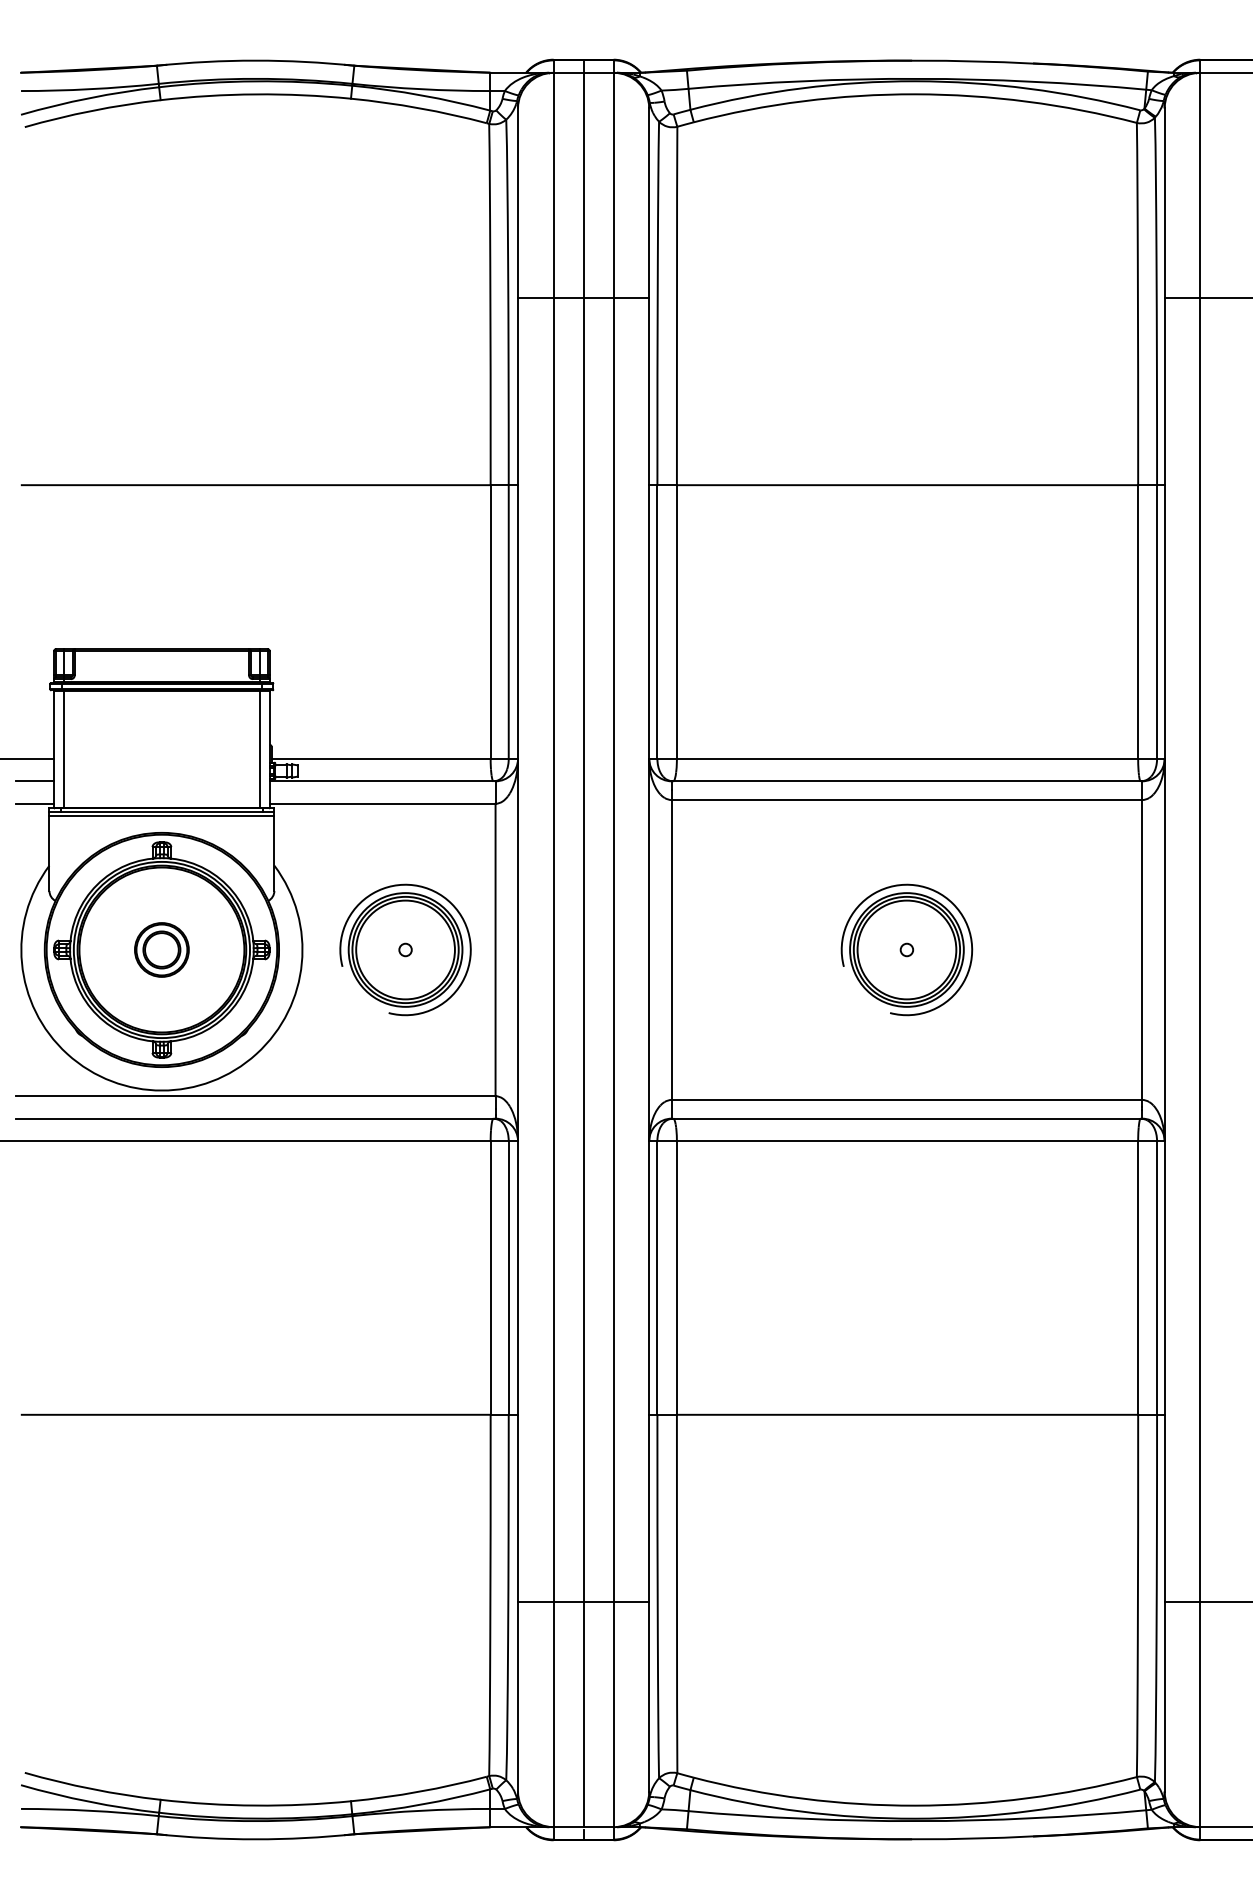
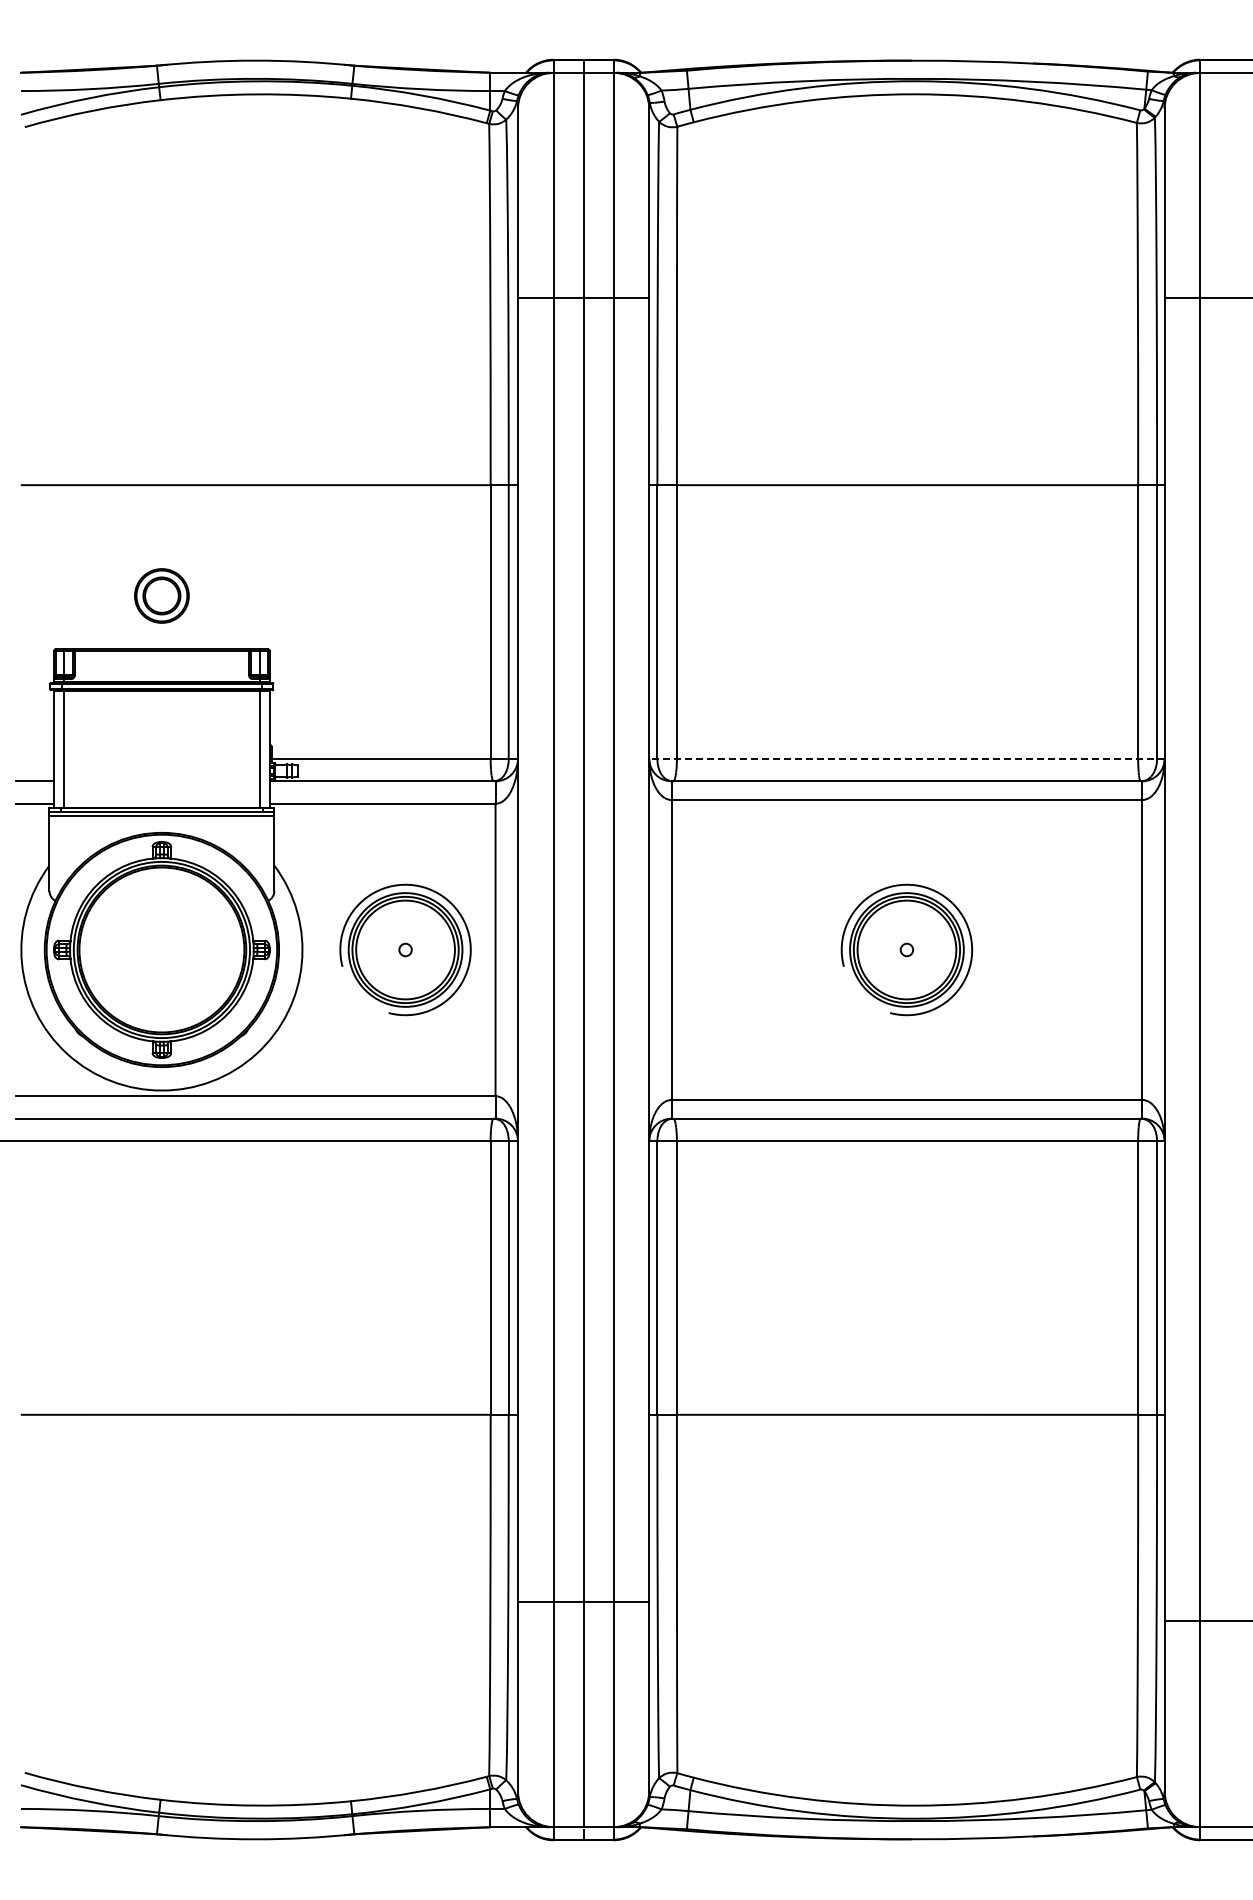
line: present -> none (28, 758)
line: solid -> dashed (906, 758)
part position: (161, 949) -> (161, 595) (161, 595)
line position: (1206, 1602) -> (1206, 1621) (1206, 1621)
